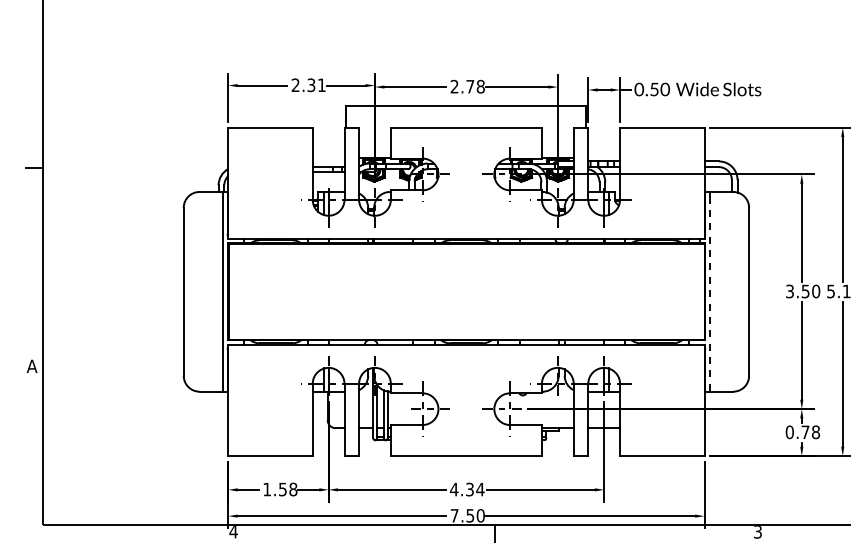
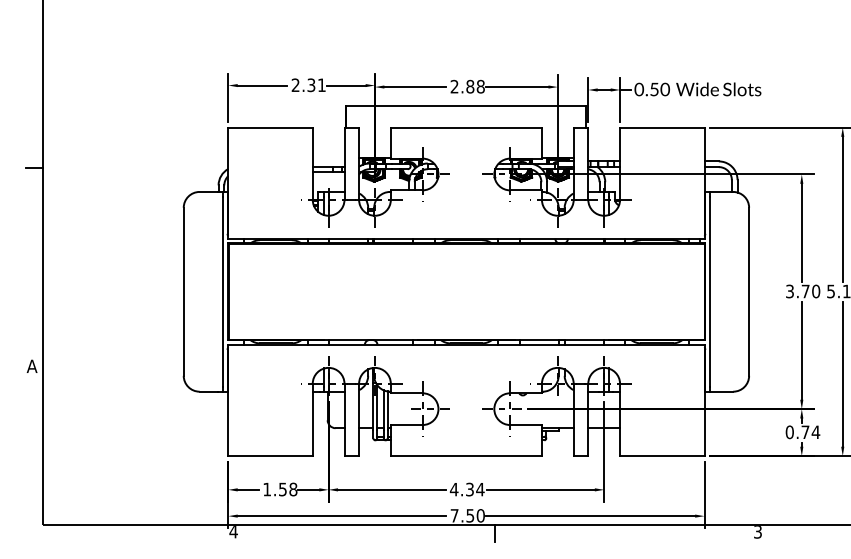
text: 2.78 -> 2.88 (470, 86)
text: 3.50 -> 3.70 (805, 291)
line: dashed -> solid (710, 292)
text: 0.78 -> 0.74 (815, 432)
